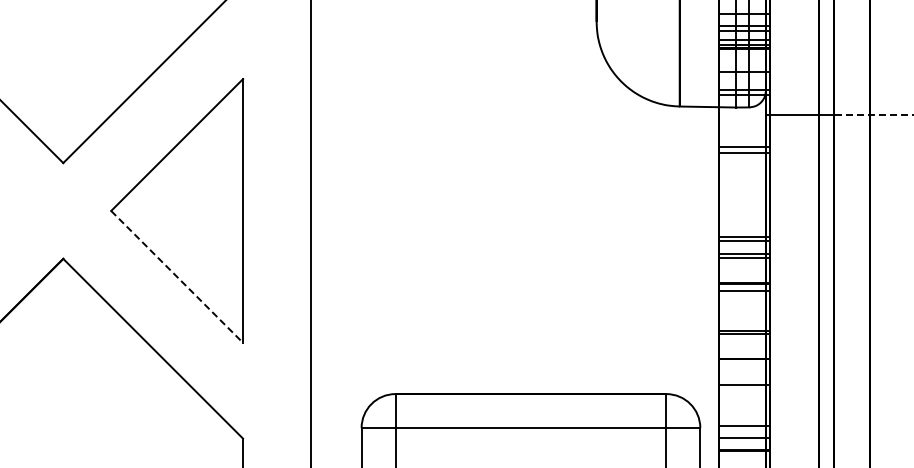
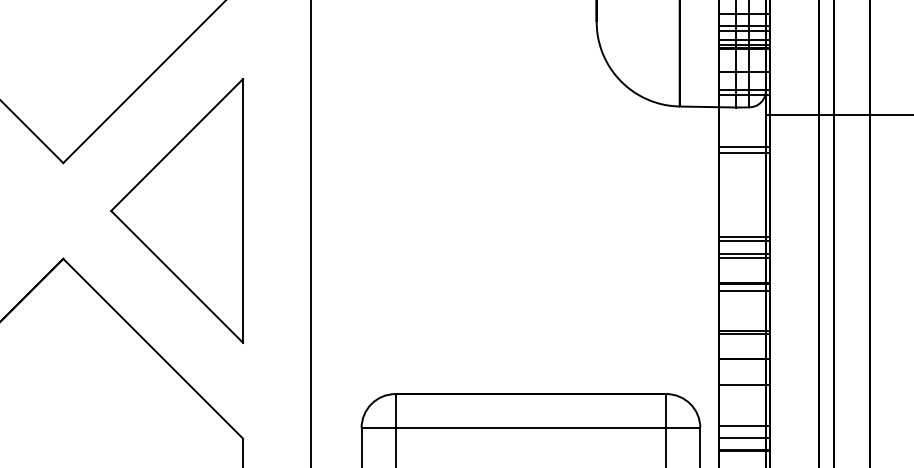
line: dashed -> solid (873, 114)
line: dashed -> solid (177, 277)
